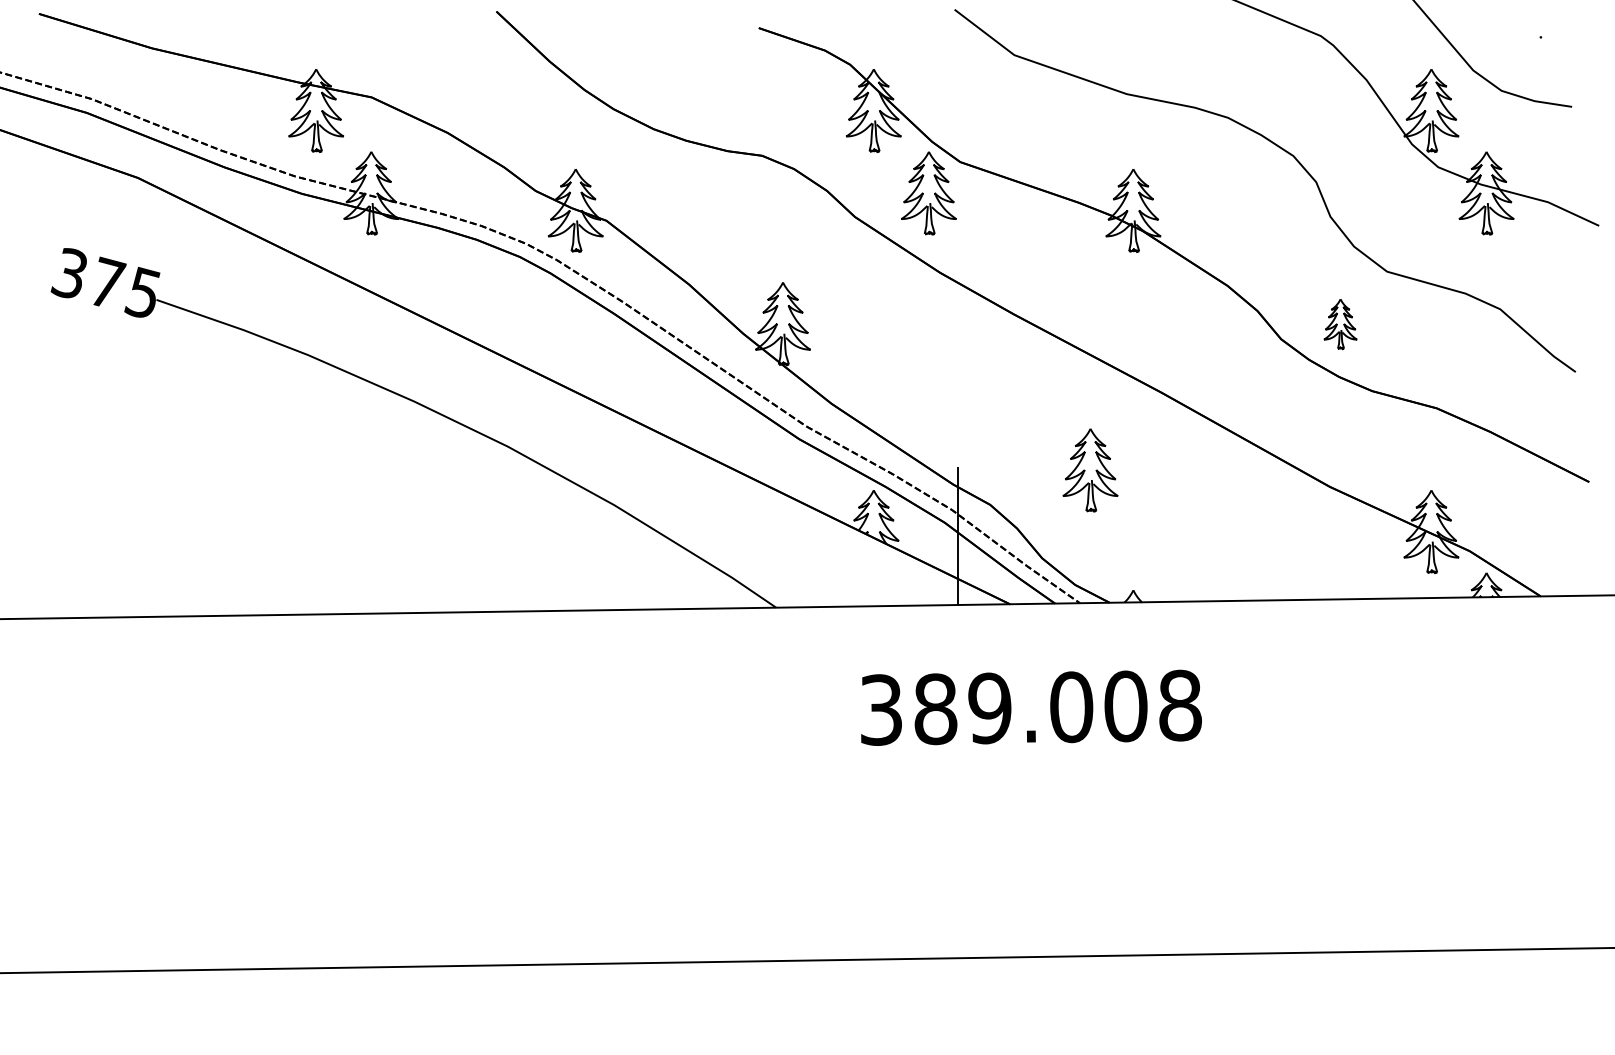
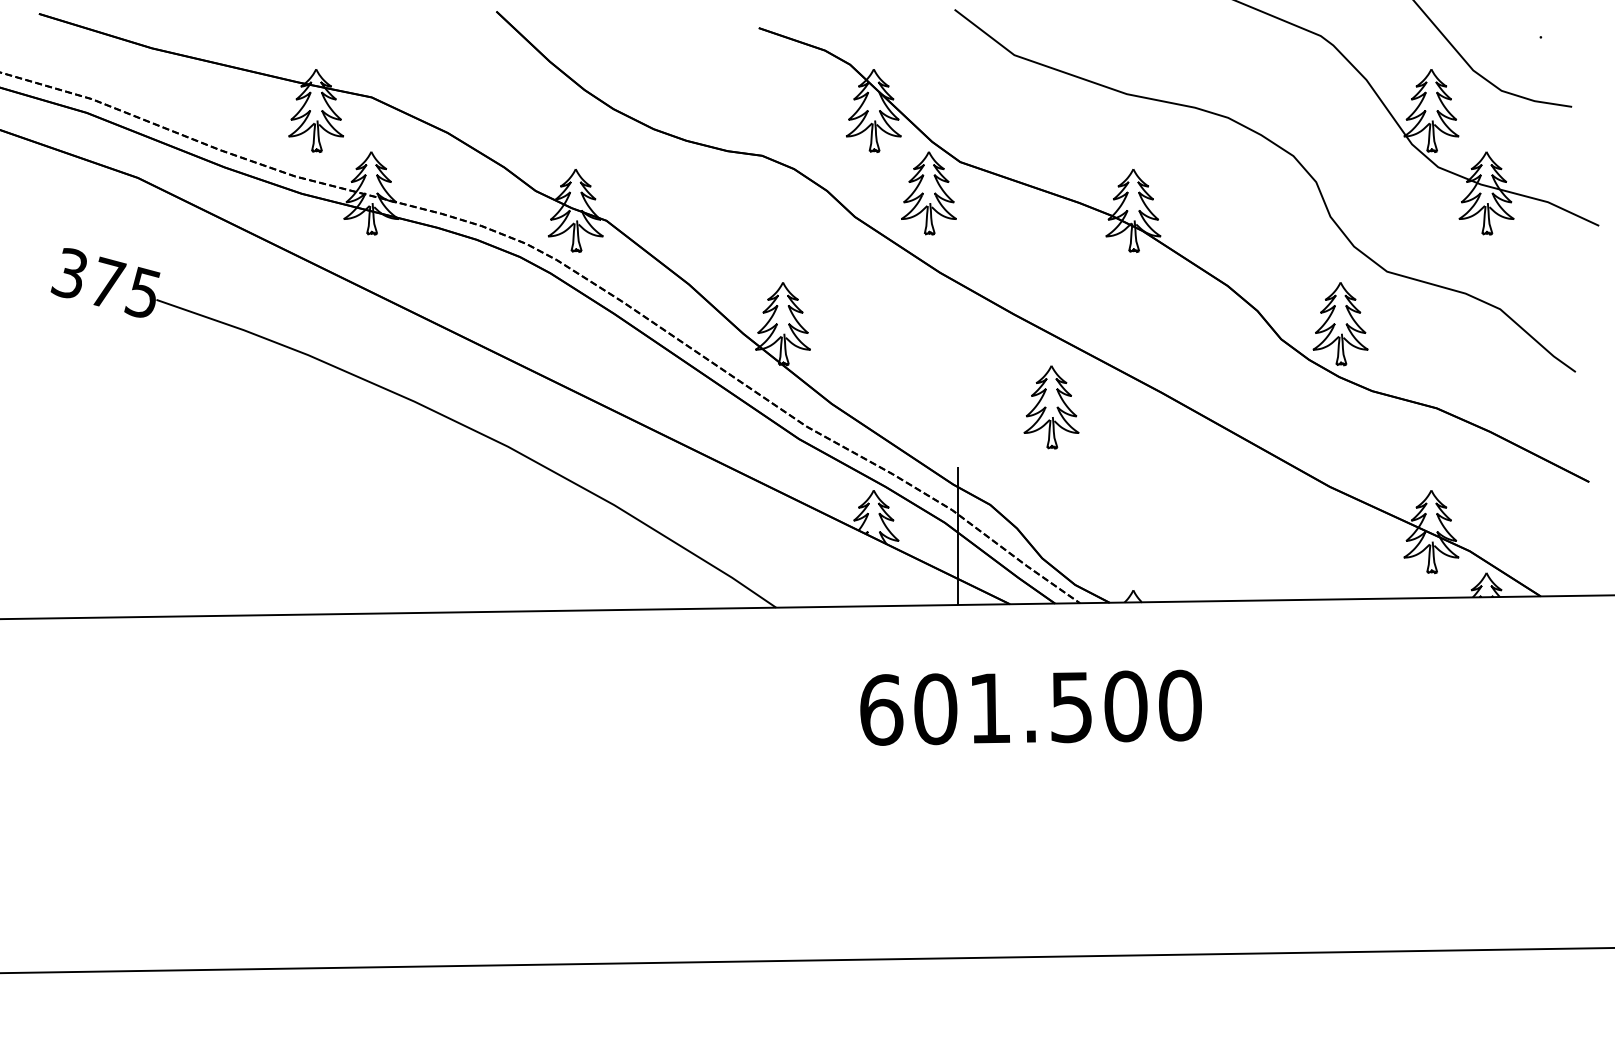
part size: 35x52 px -> 57x85 px (1340, 324)
part position: (1090, 470) -> (1051, 407) (1051, 407)
text: 389.008 -> 601.500 (1030, 707)
